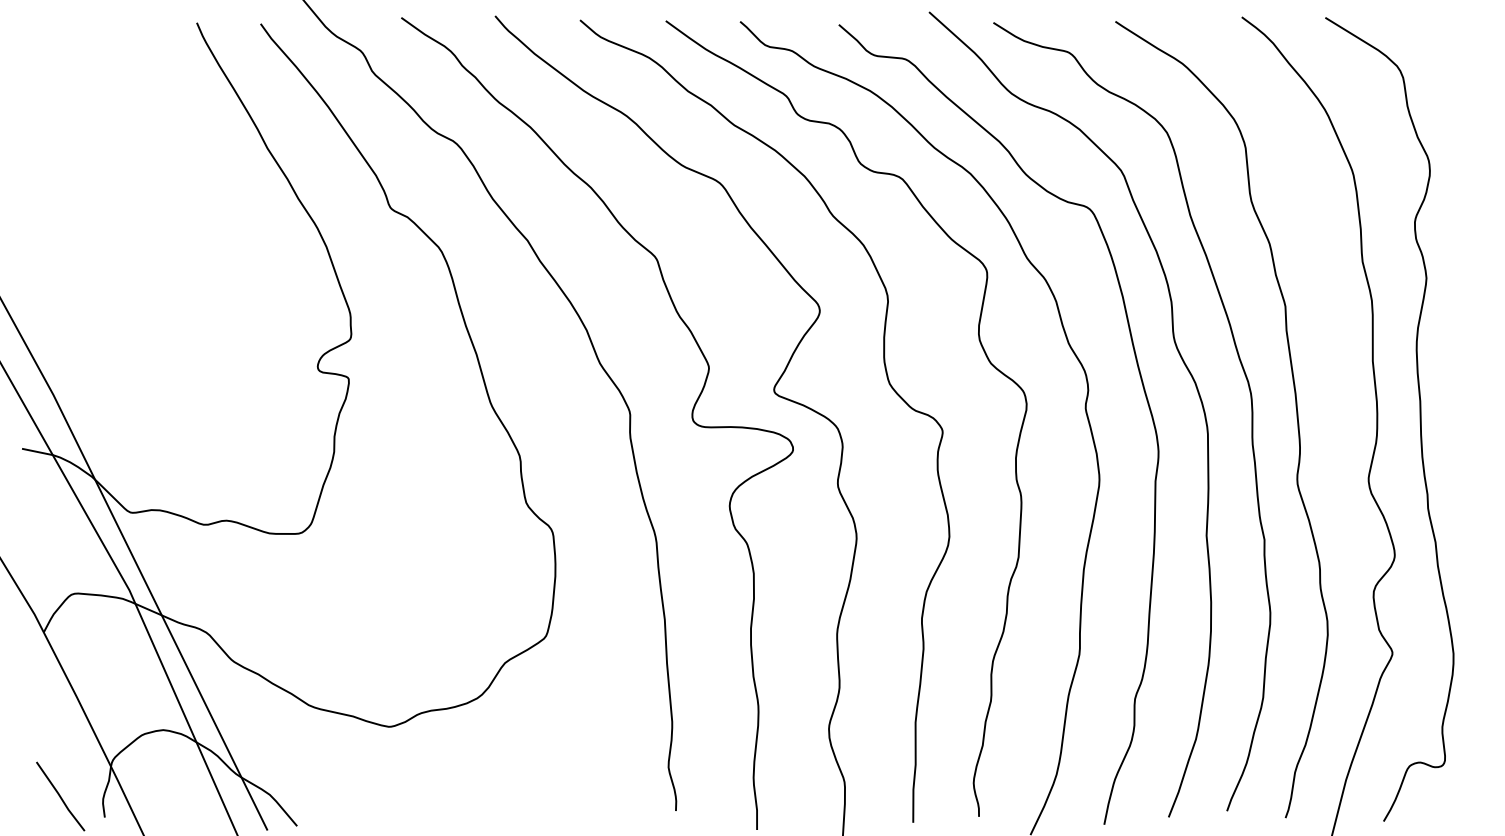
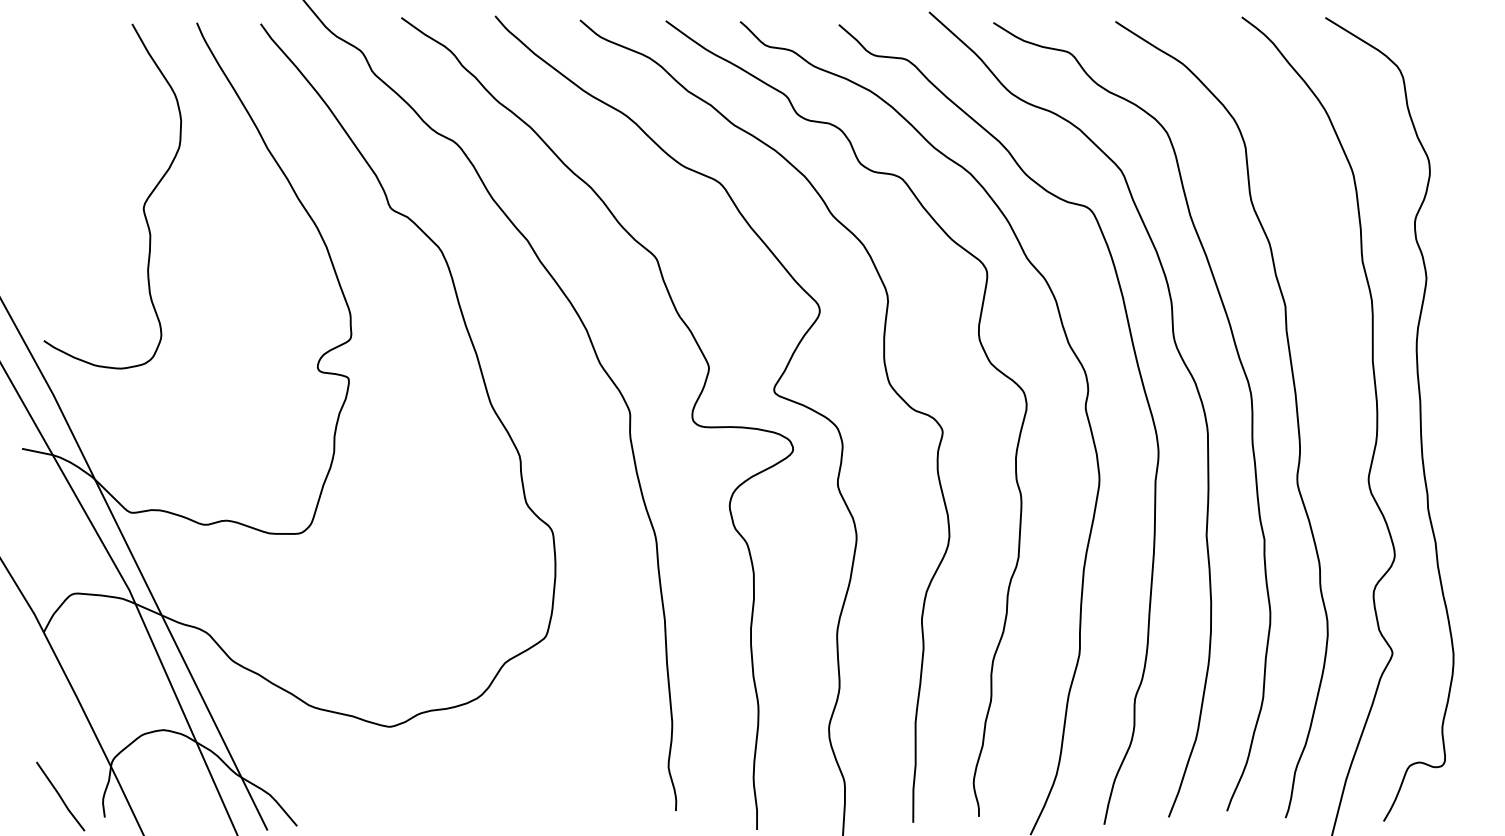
curve: none -> present (143, 204)
